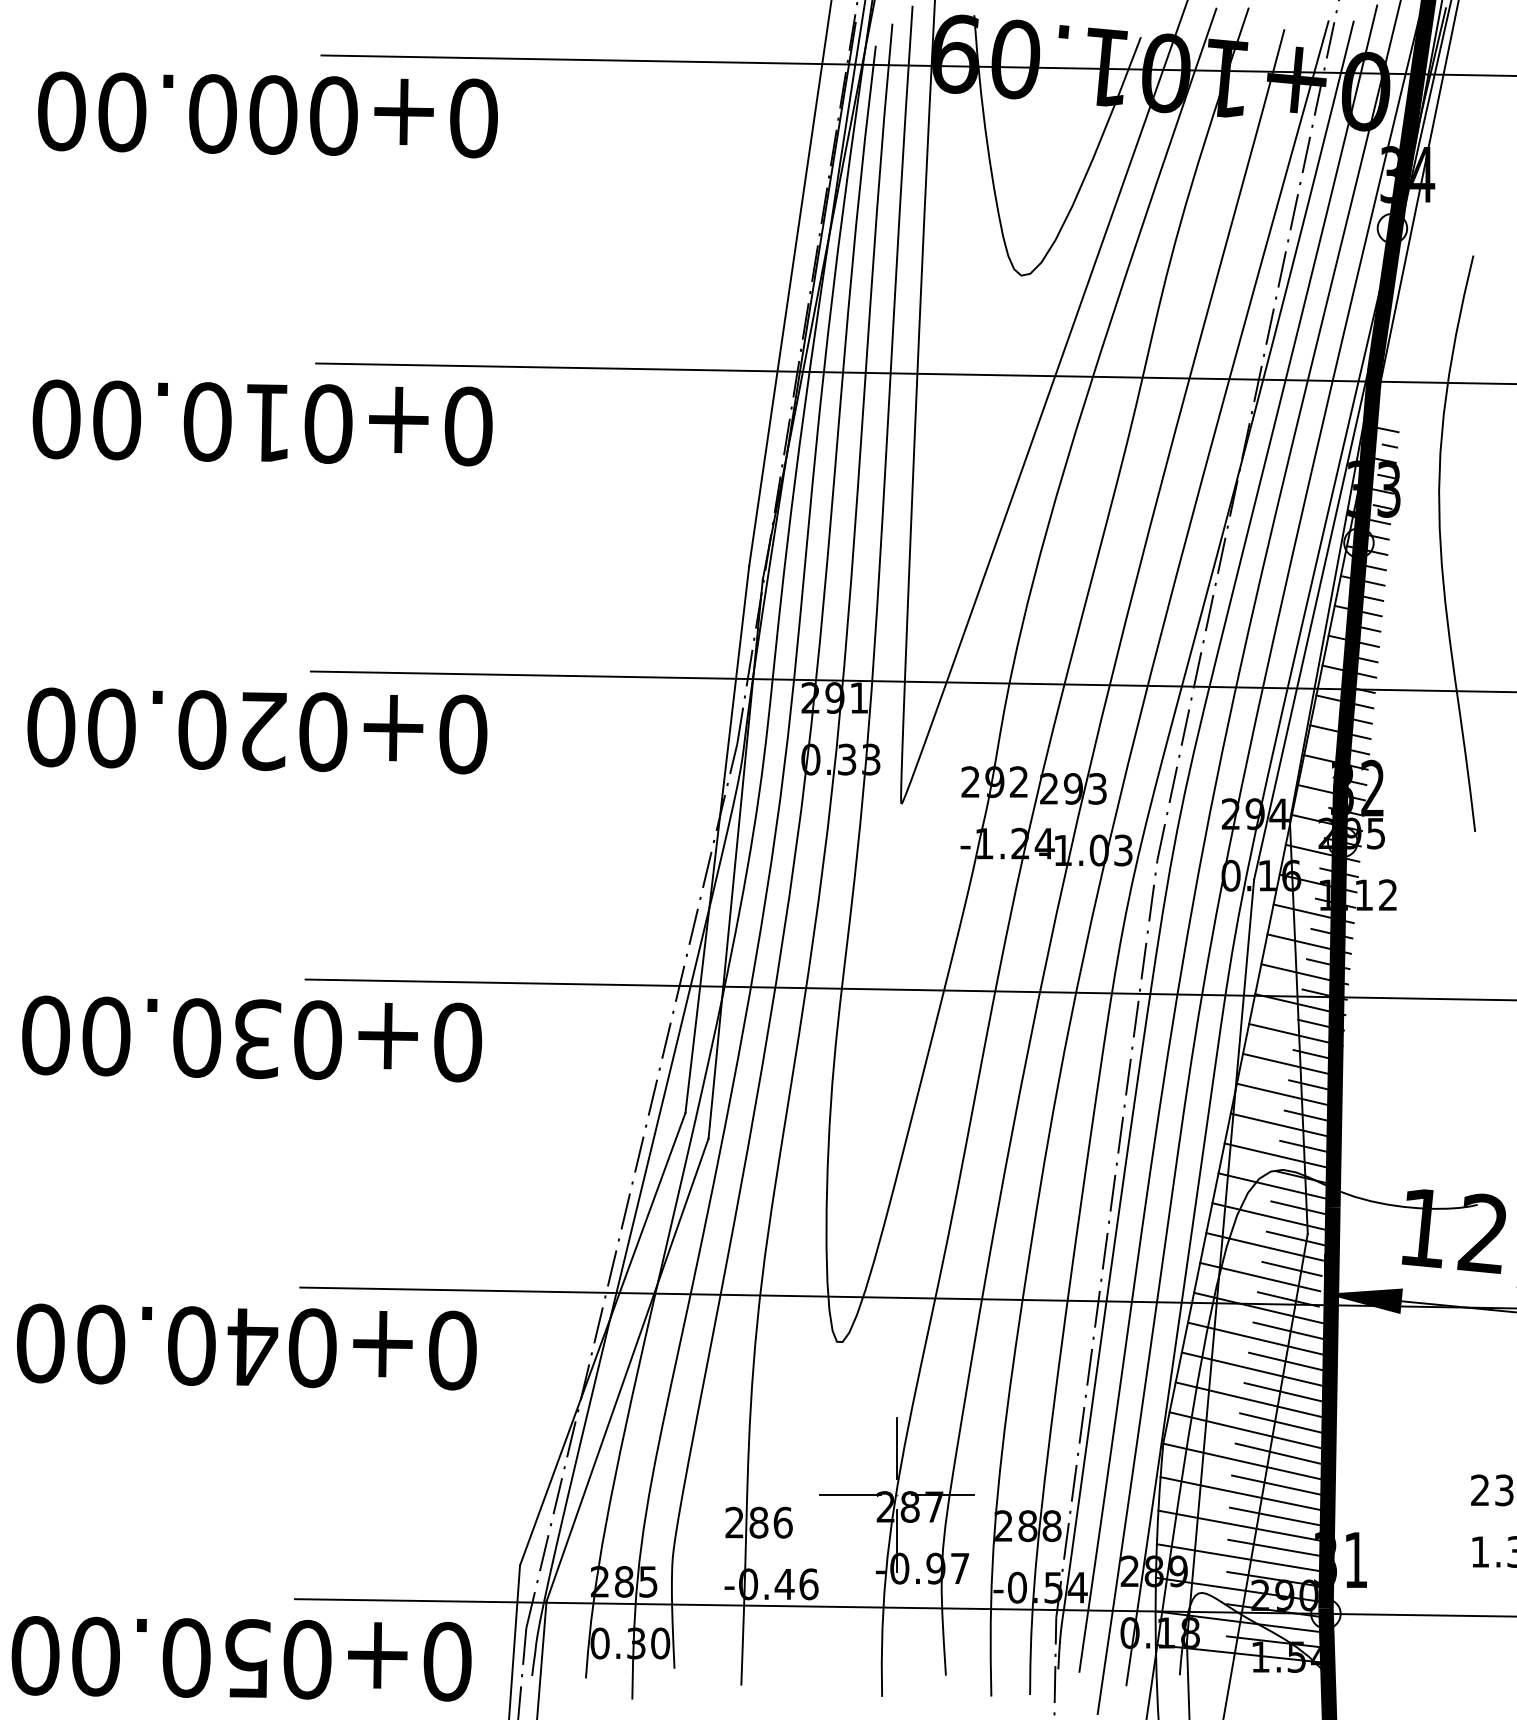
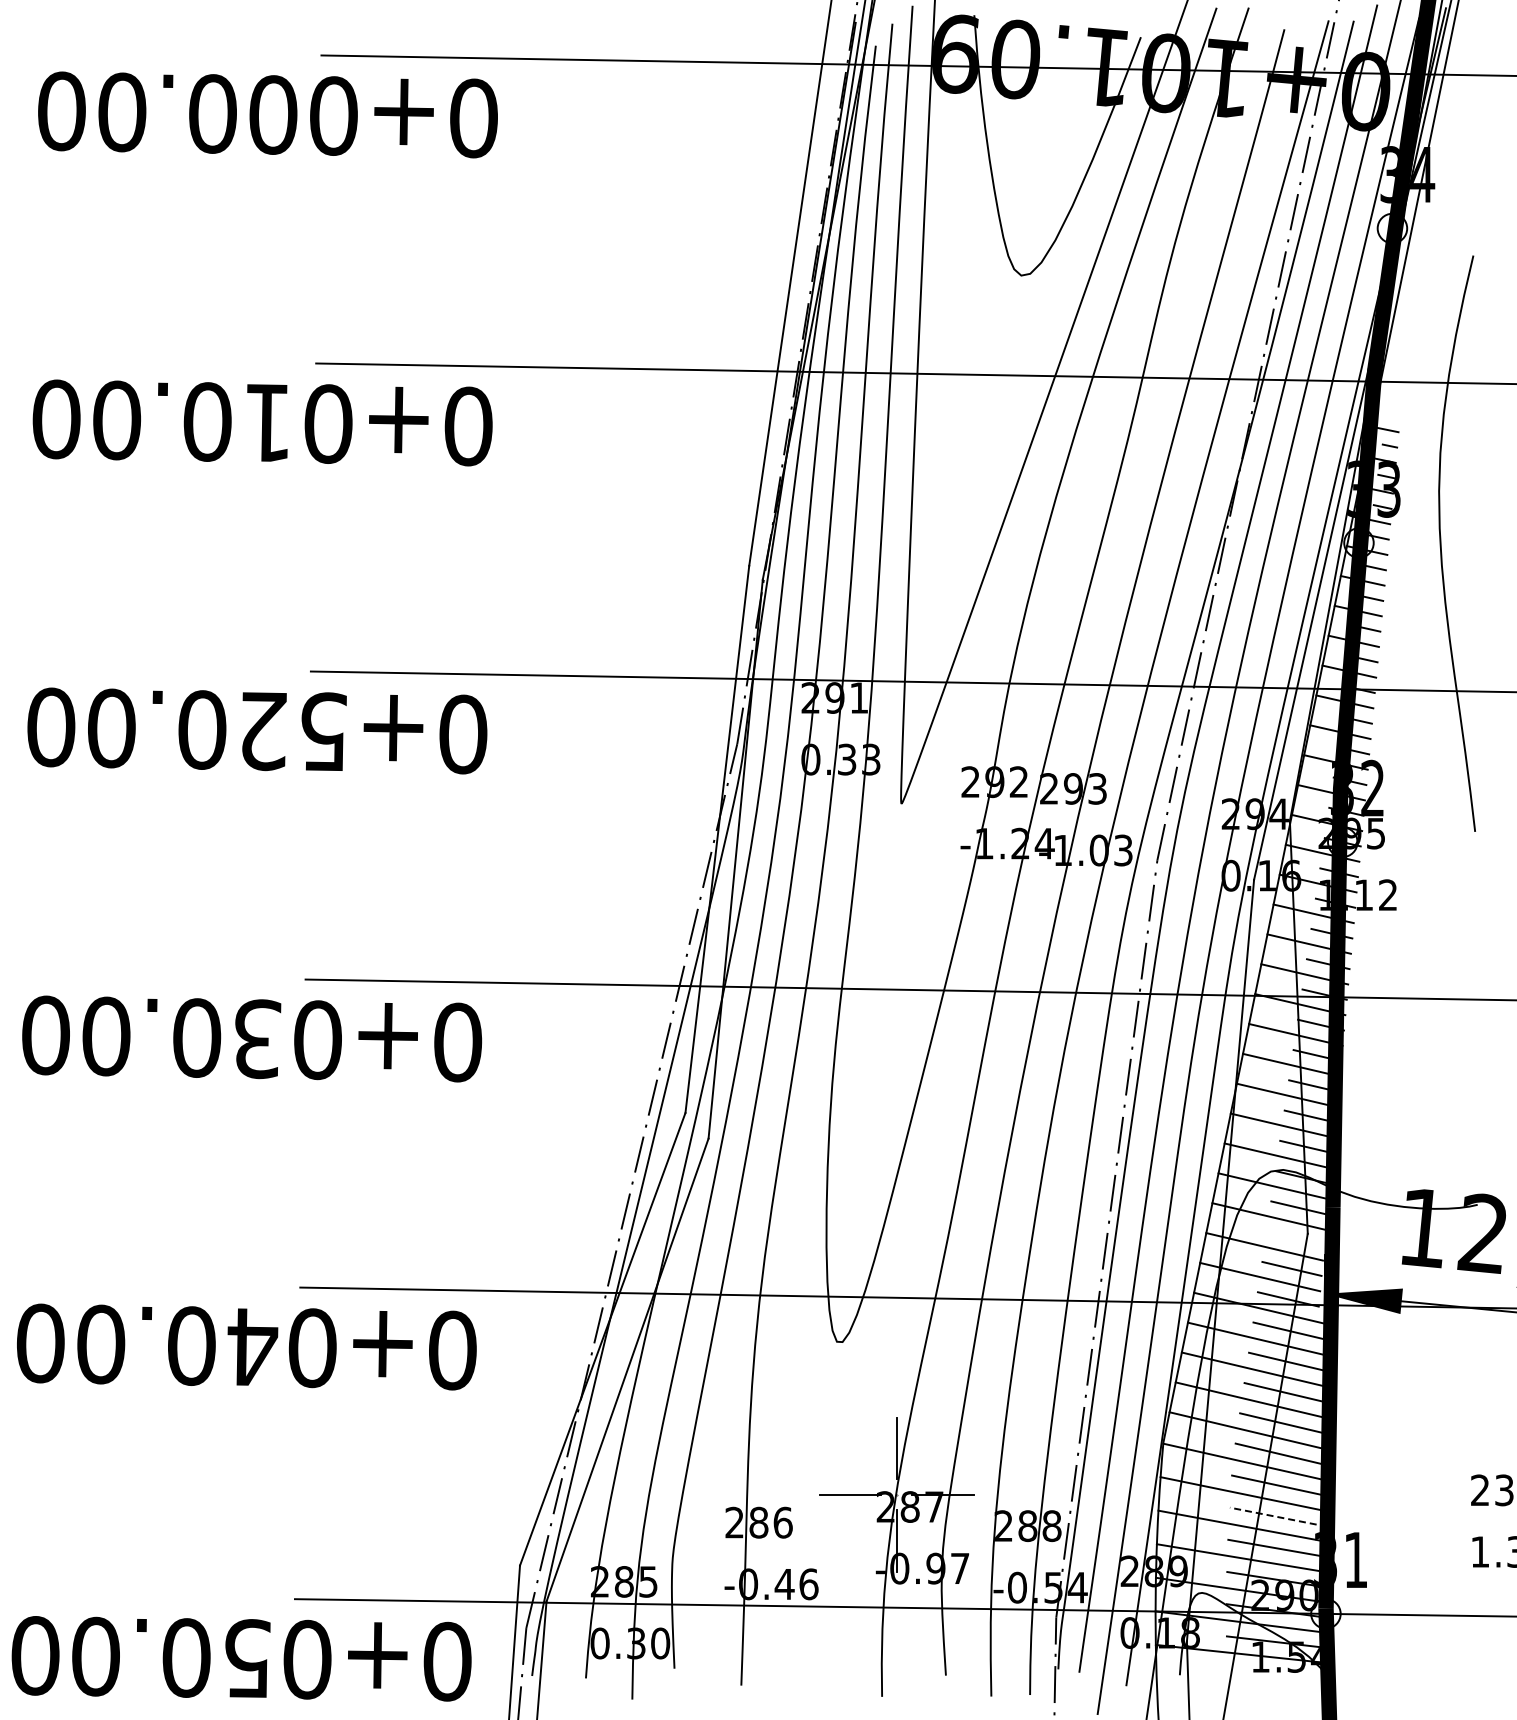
text: 0+020.00 -> 0+520.00 (323, 732)
line: present -> none (1295, 1238)
line: solid -> dashed (1278, 1517)
